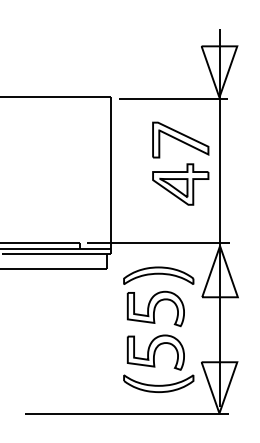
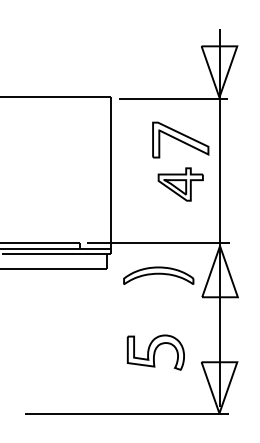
part size: 58x43 px -> 47x35 px (180, 184)
part: present -> none (155, 308)
part: present -> none (158, 383)
